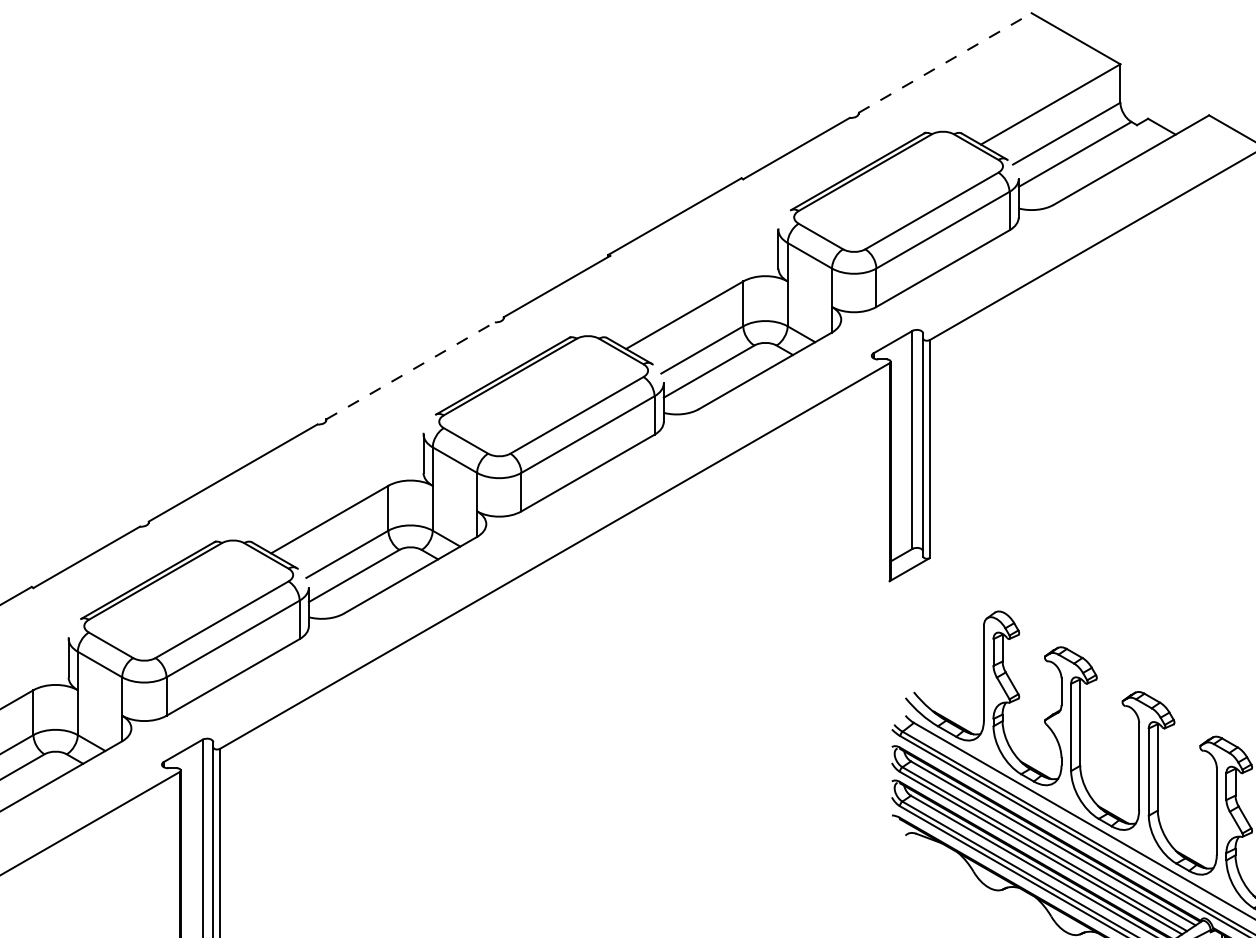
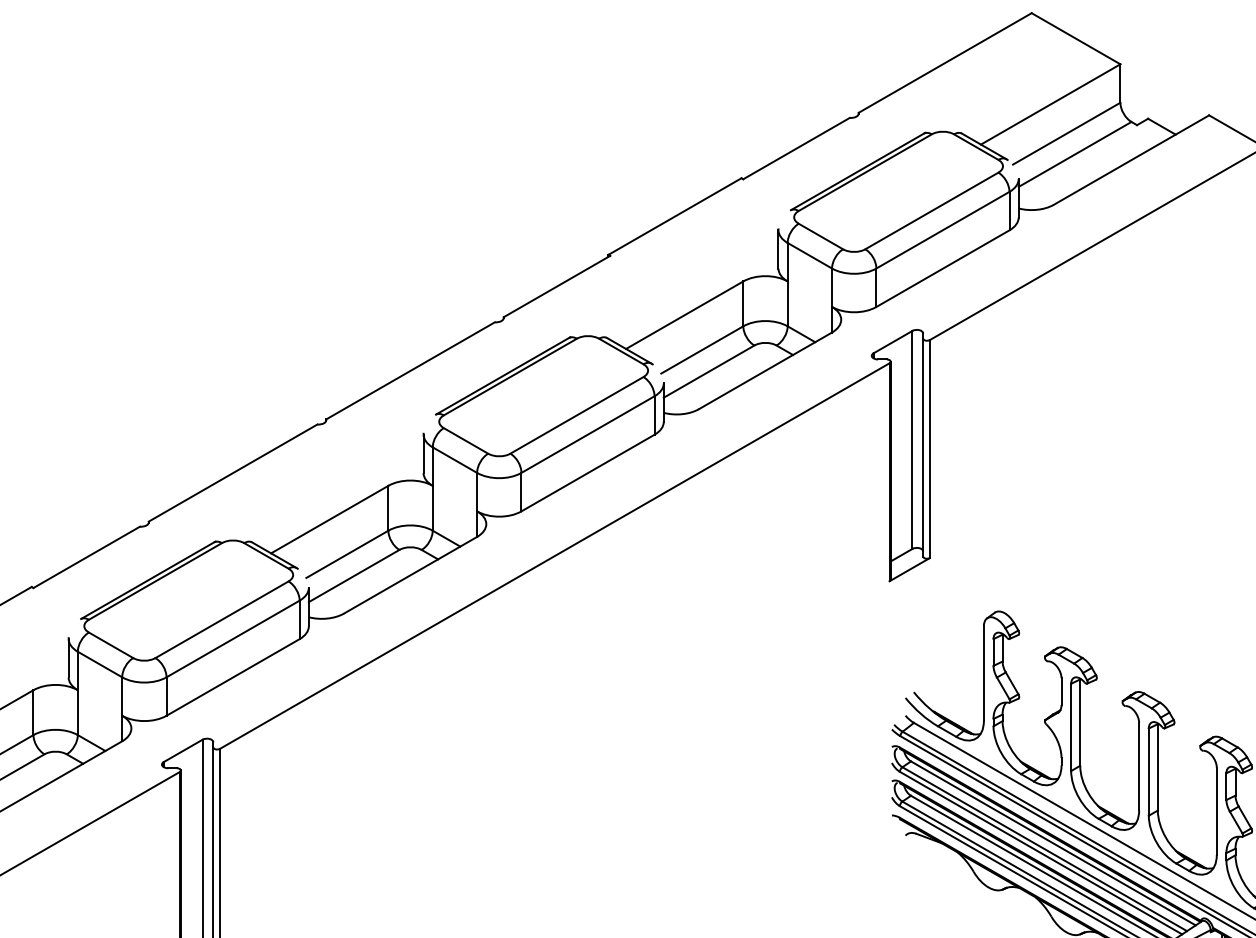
line: dashed -> solid (945, 63)
line: dashed -> solid (411, 370)
